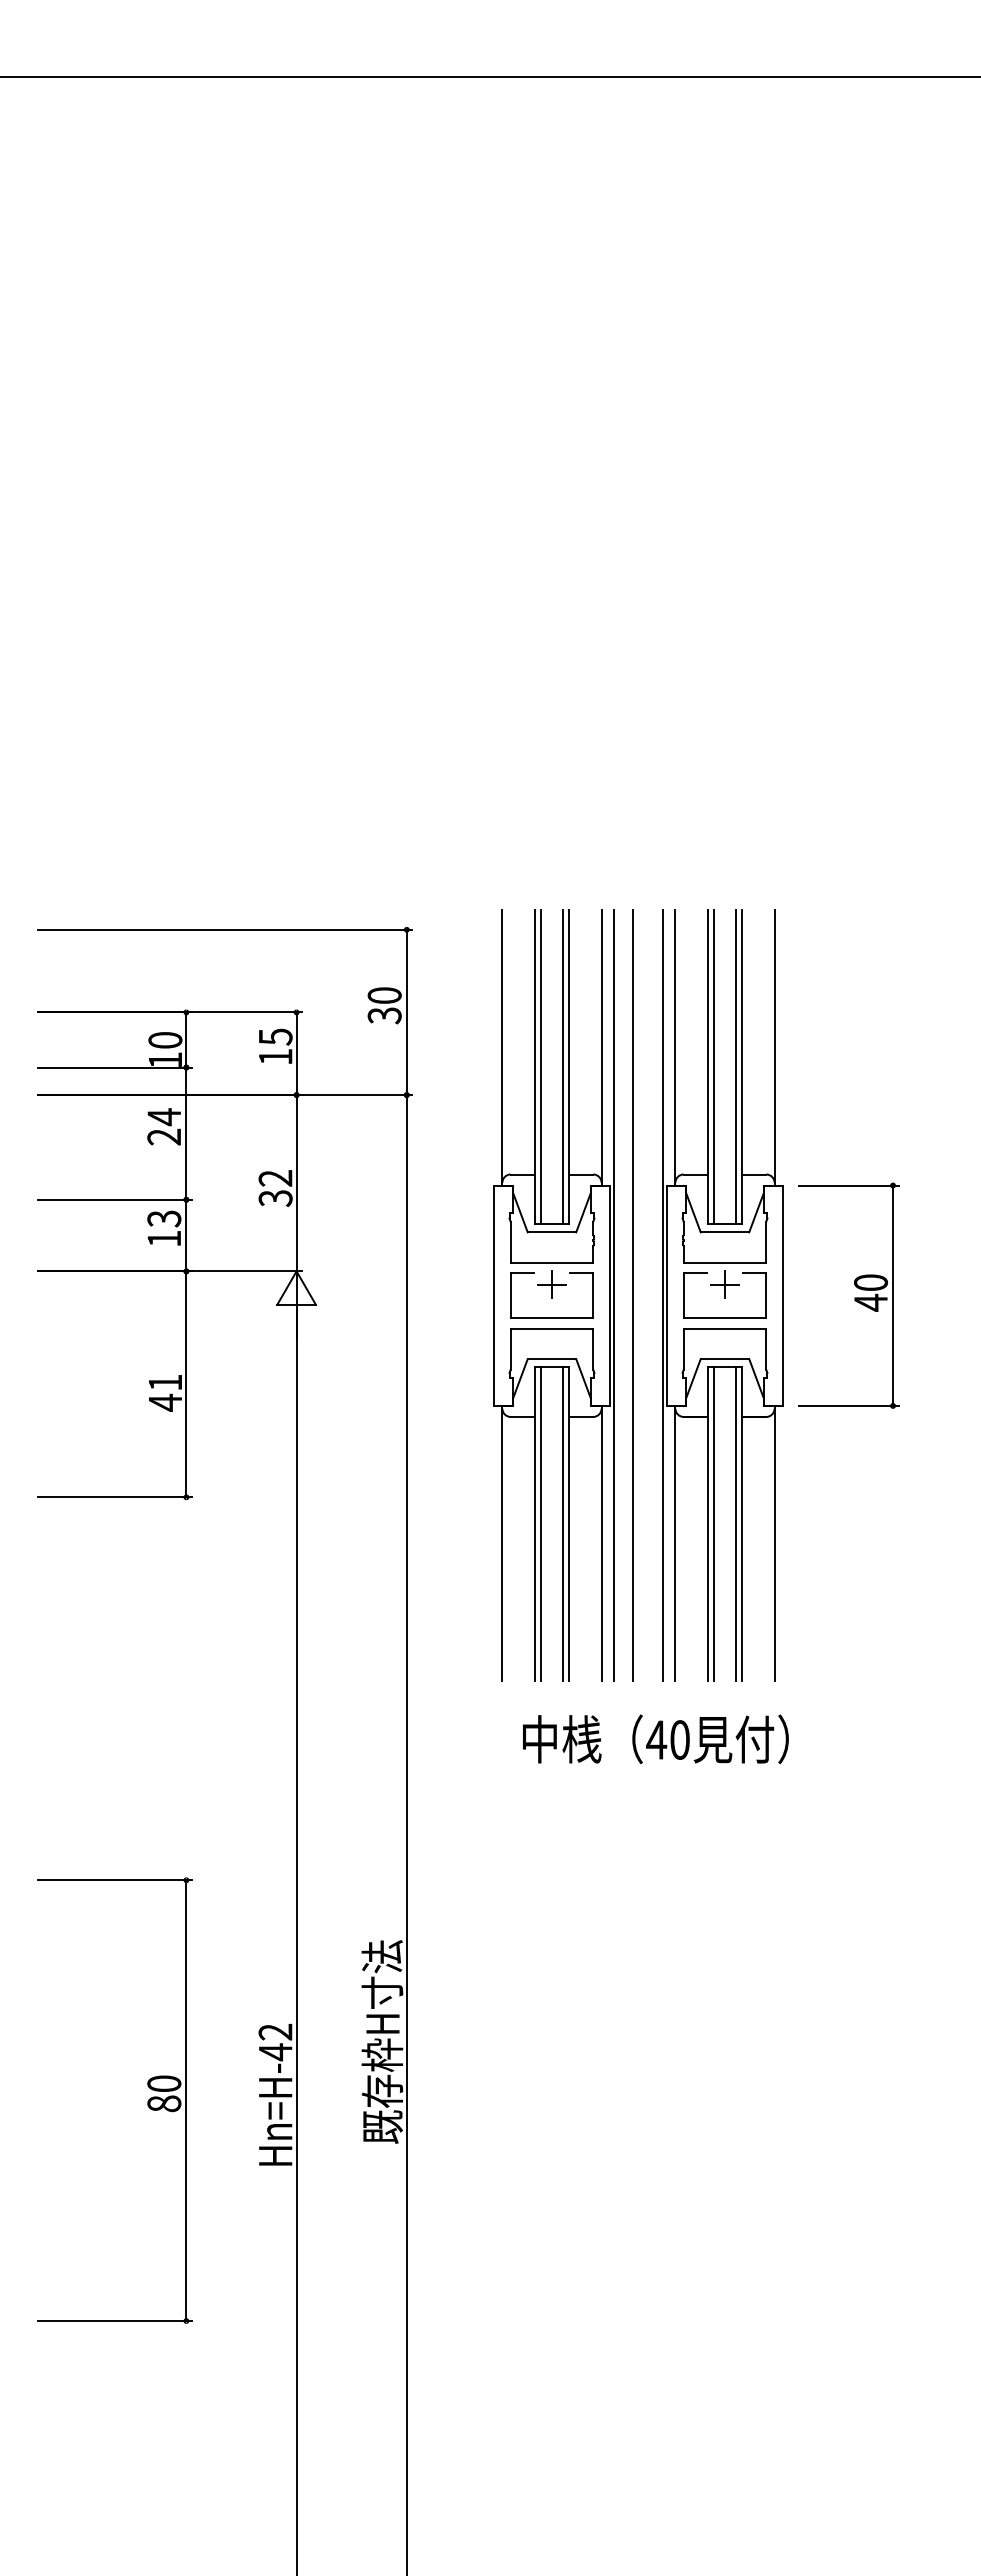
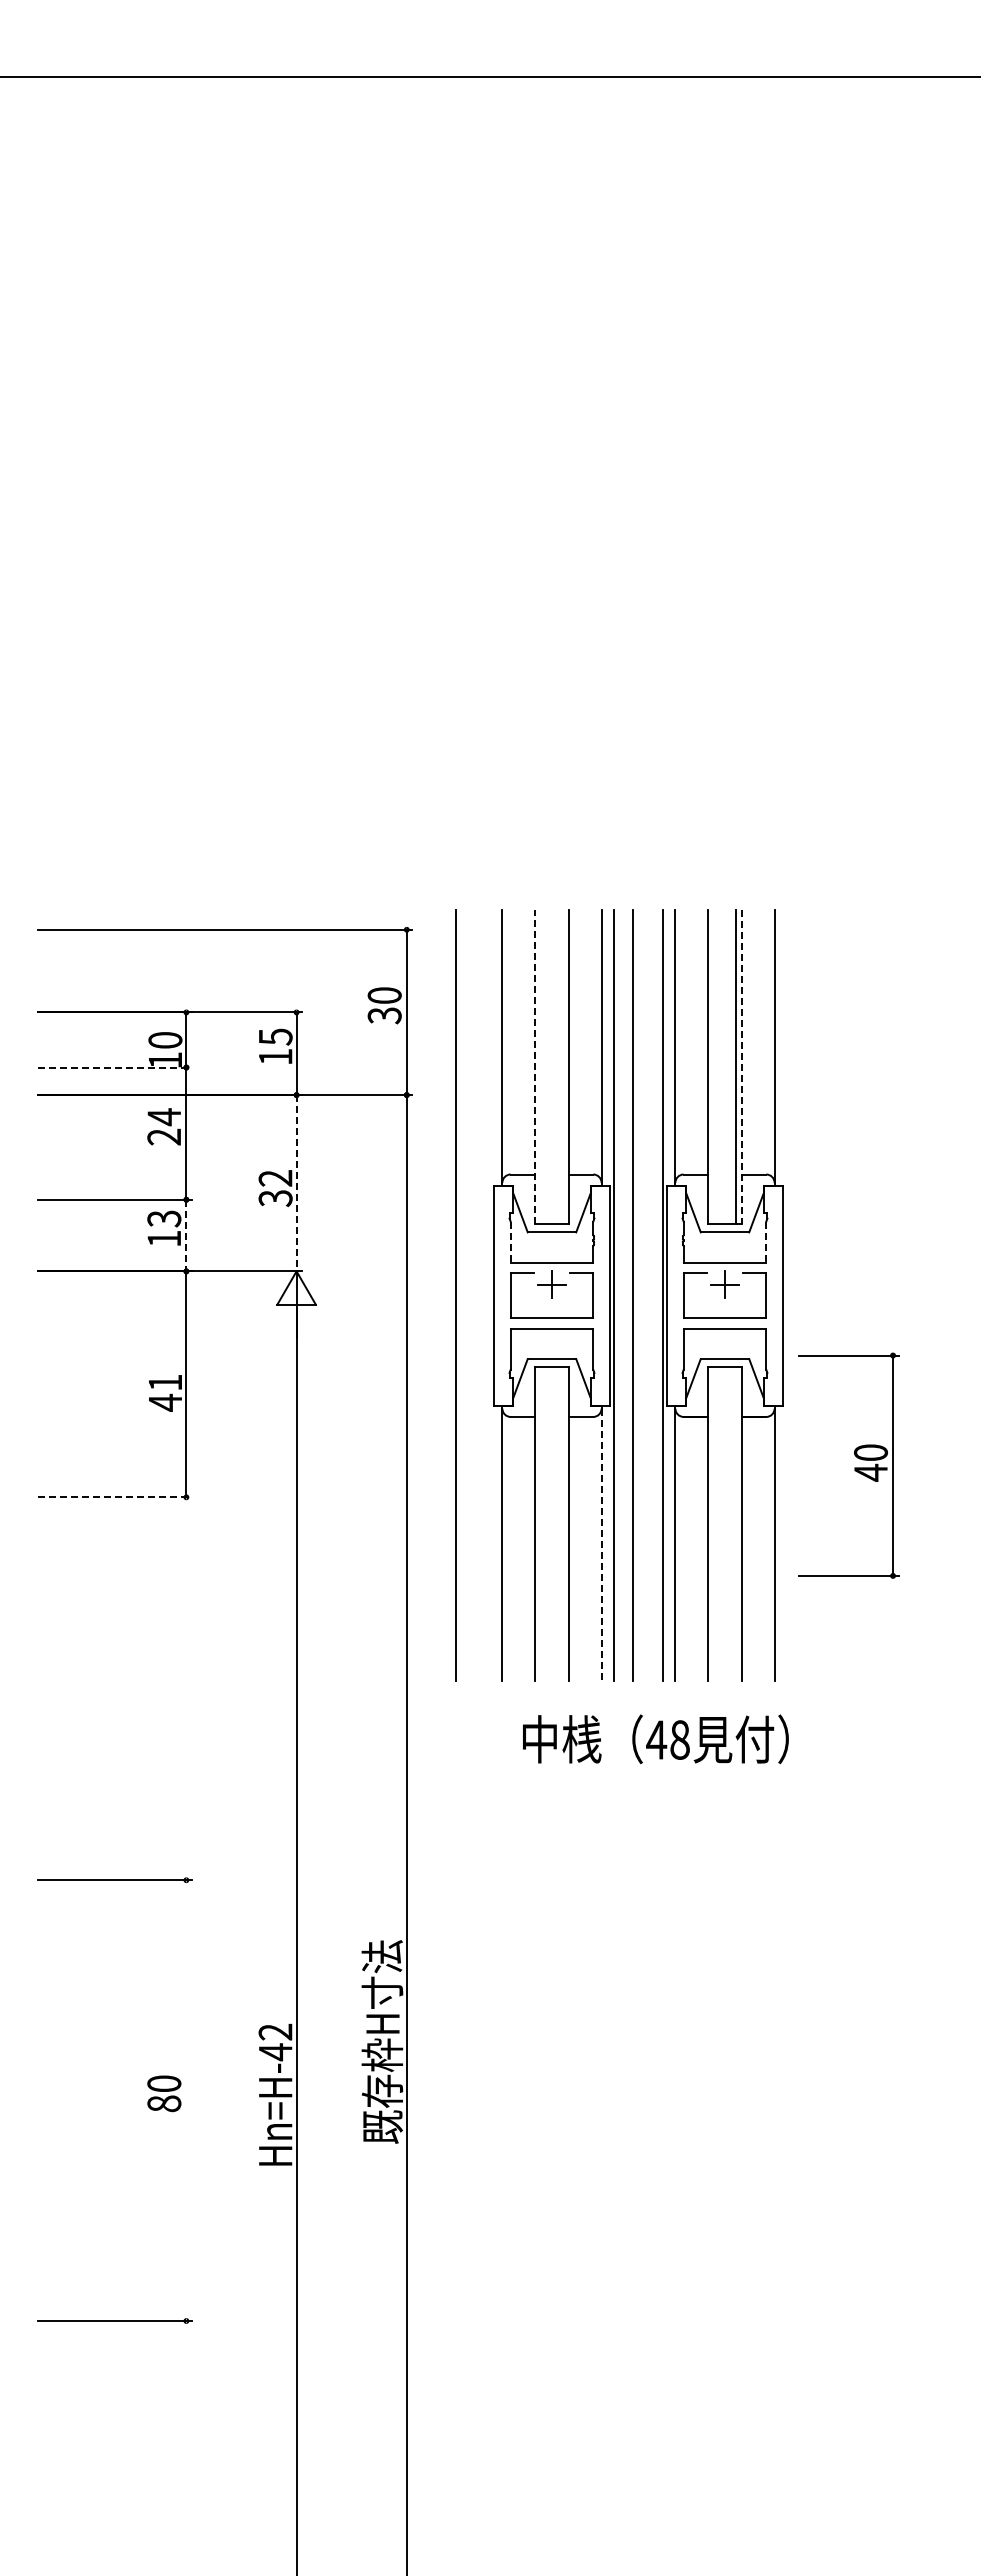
line: solid -> dashed (535, 1066)
line: solid -> dashed (115, 1067)
line: present -> none (540, 1067)
line: present -> none (563, 1067)
line: present -> none (713, 1067)
line: solid -> dashed (741, 1067)
line: solid -> dashed (296, 1183)
line: solid -> dashed (186, 1235)
line: solid -> dashed (510, 1242)
line: solid -> dashed (766, 1242)
line: none -> present (455, 1295)
part position: (854, 1297) -> (854, 1467) (854, 1467)
line: solid -> dashed (115, 1497)
line: present -> none (540, 1524)
line: present -> none (563, 1524)
line: present -> none (713, 1524)
line: present -> none (736, 1524)
line: solid -> dashed (601, 1545)
text: 40 -> 48 (679, 1739)
line: present -> none (186, 2100)
